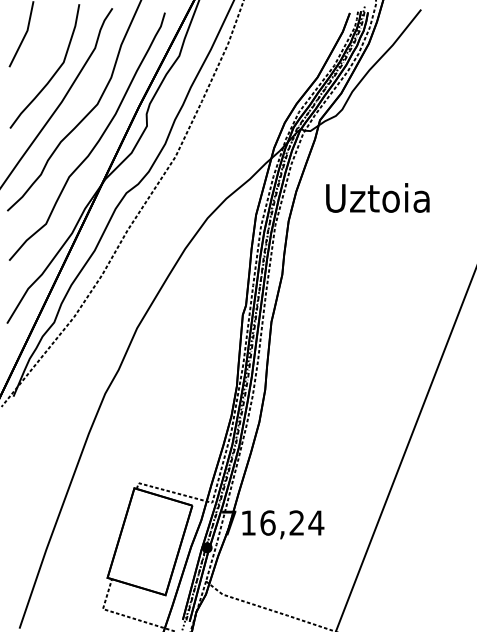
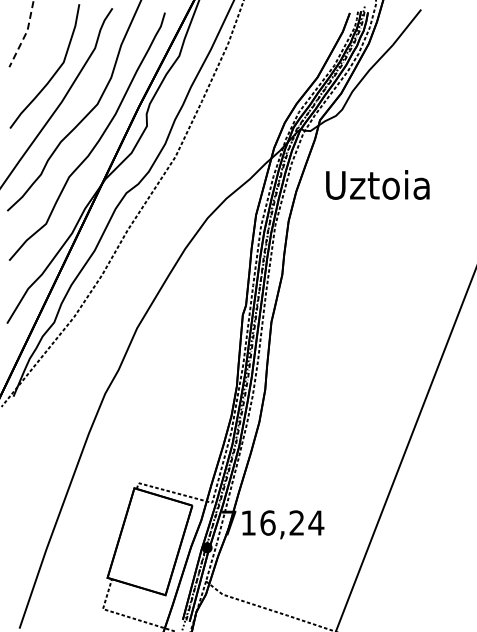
line: solid -> dashed (25, 35)
text position: (377, 197) -> (377, 184) (377, 184)
